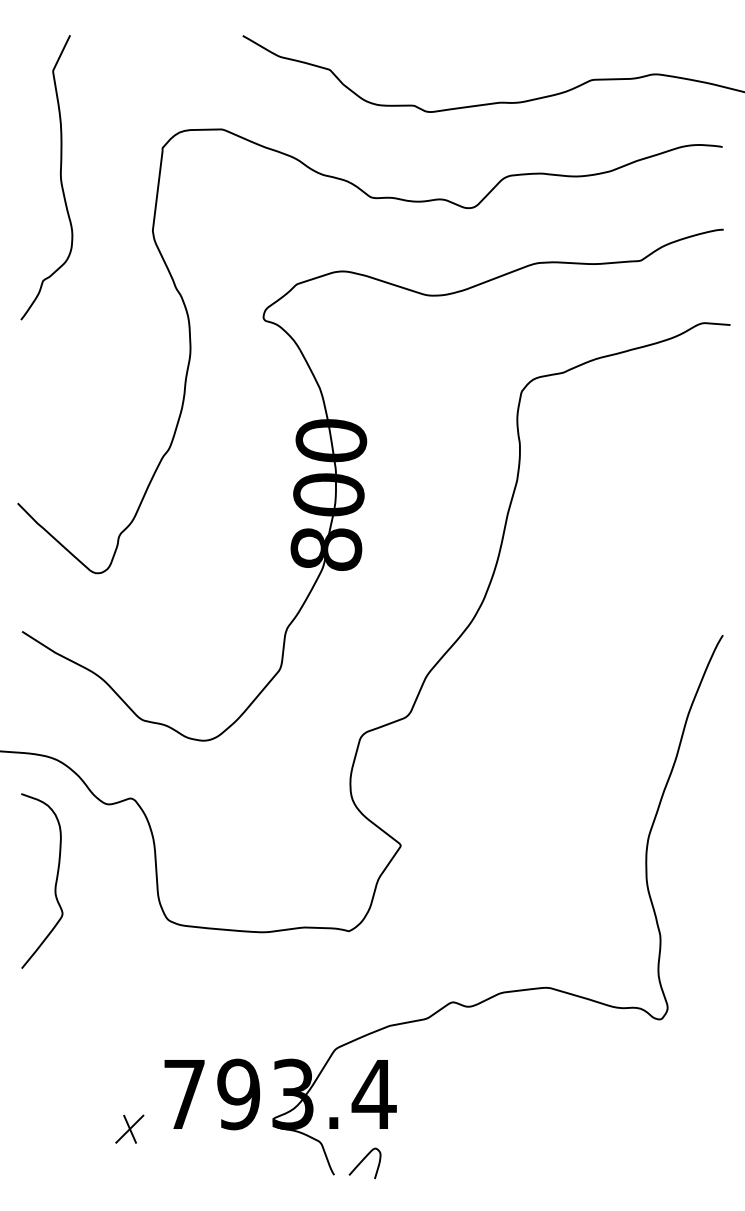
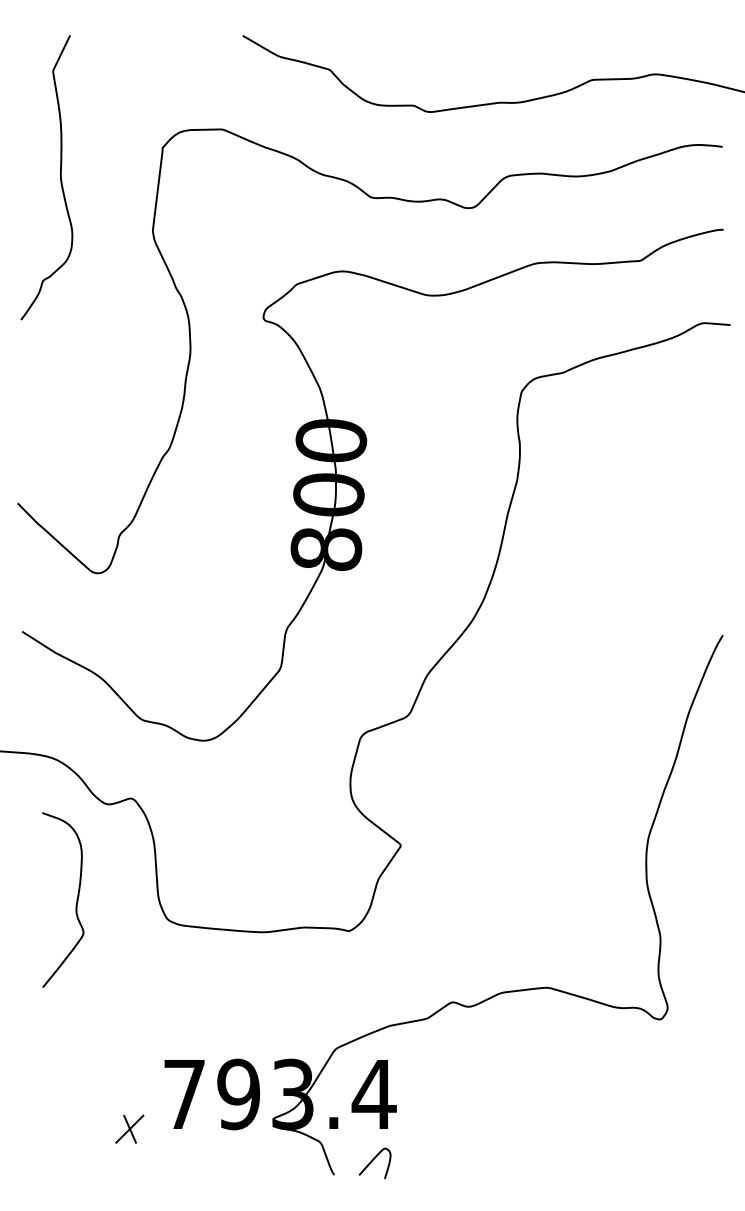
curve position: (55, 880) -> (76, 899) (76, 899)
curve position: (362, 1161) -> (372, 1161) (372, 1161)
